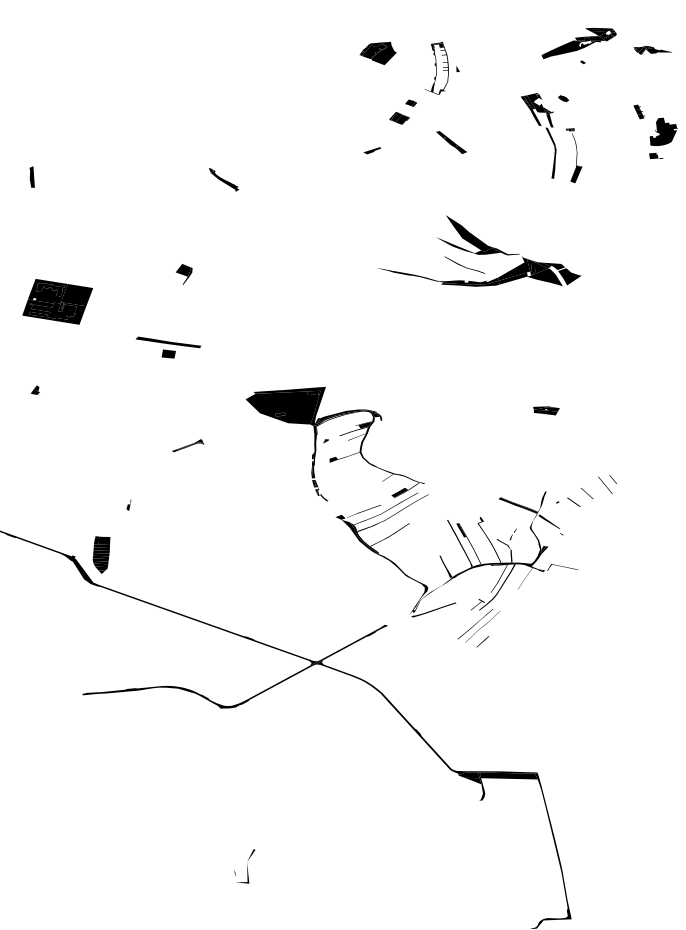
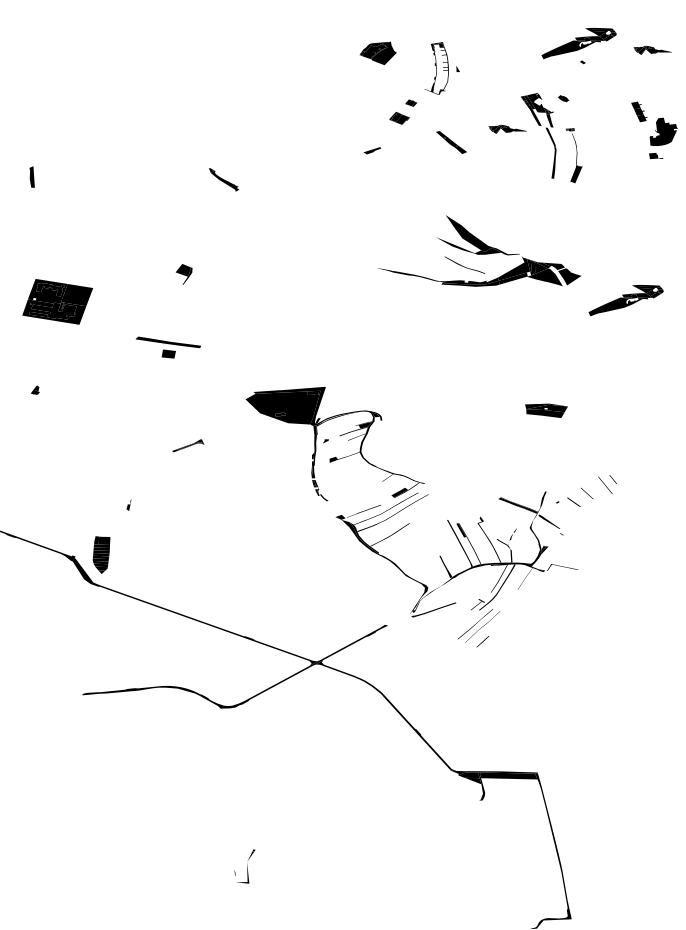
part size: 12x16 px -> 17x22 px (639, 111)
part: none -> present (507, 128)
part: none -> present (625, 300)
part size: 27x10 px -> 43x15 px (546, 410)
fill: present -> none (347, 416)
